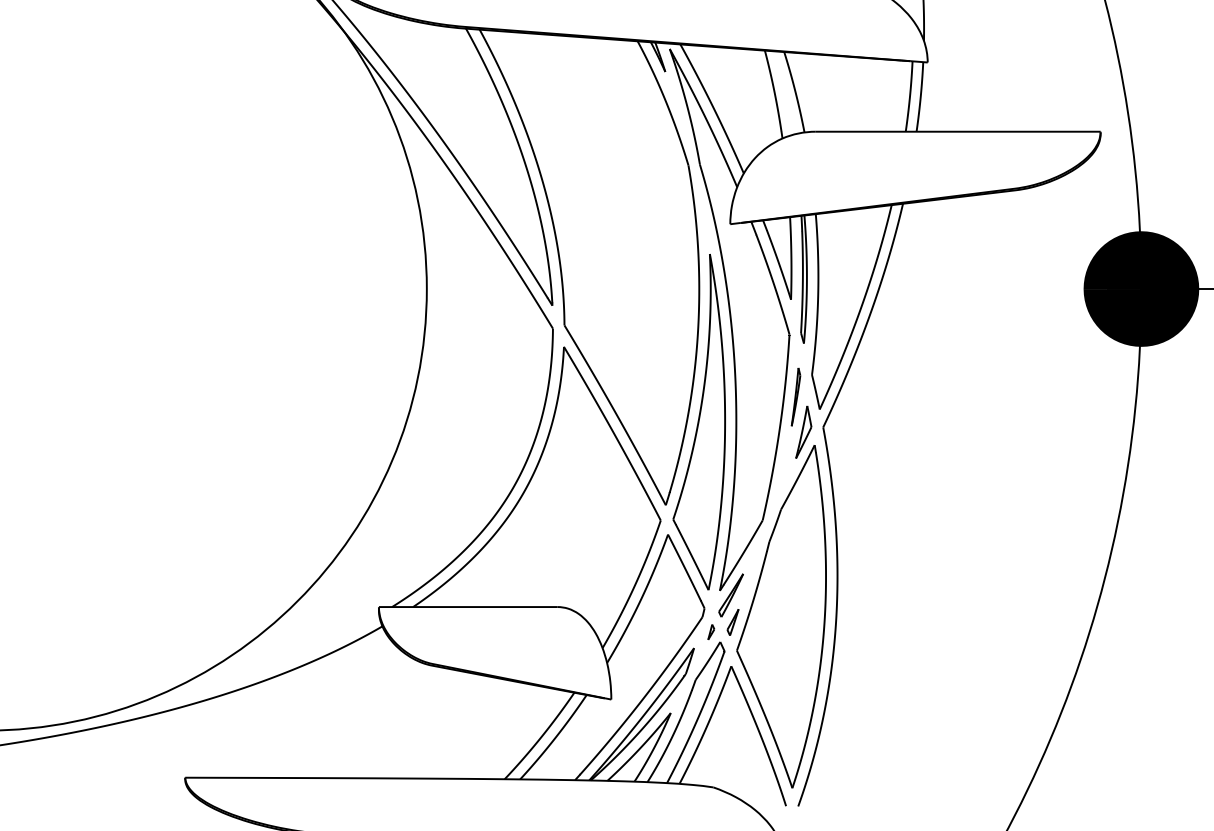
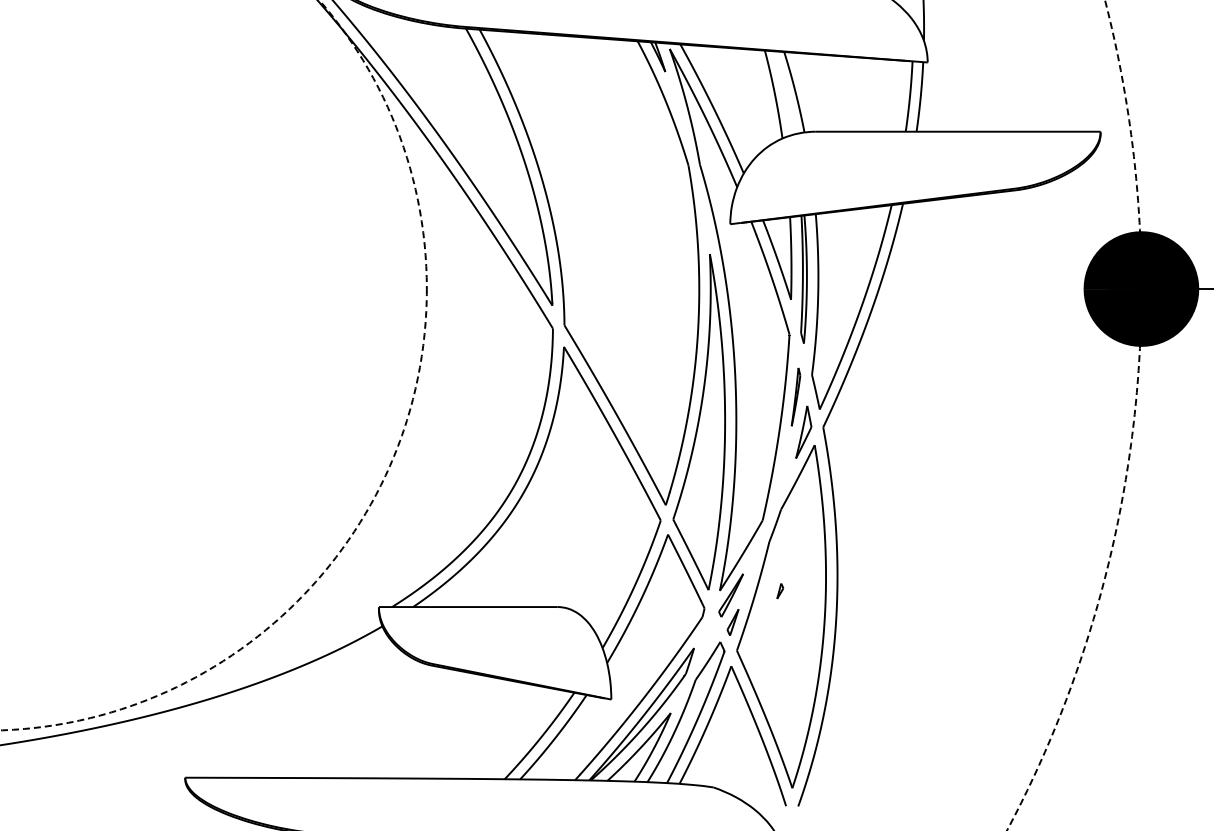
circle: solid -> dashed (213, 365)
circle: solid -> dashed (1074, 415)
part position: (711, 631) -> (780, 590) (780, 590)
